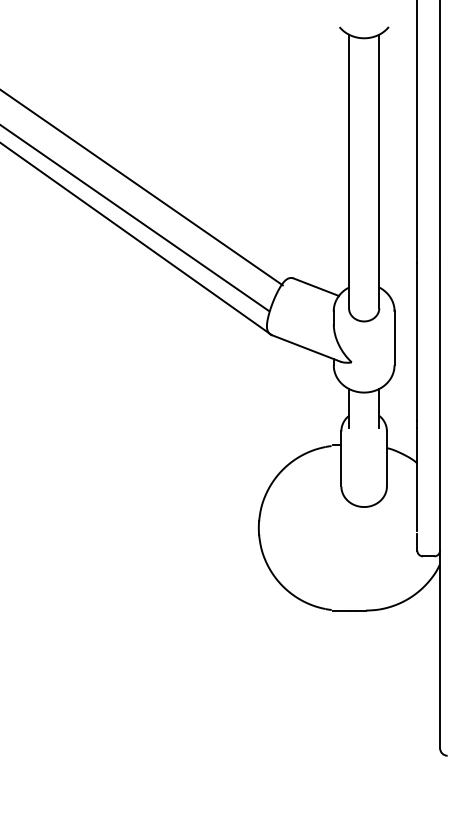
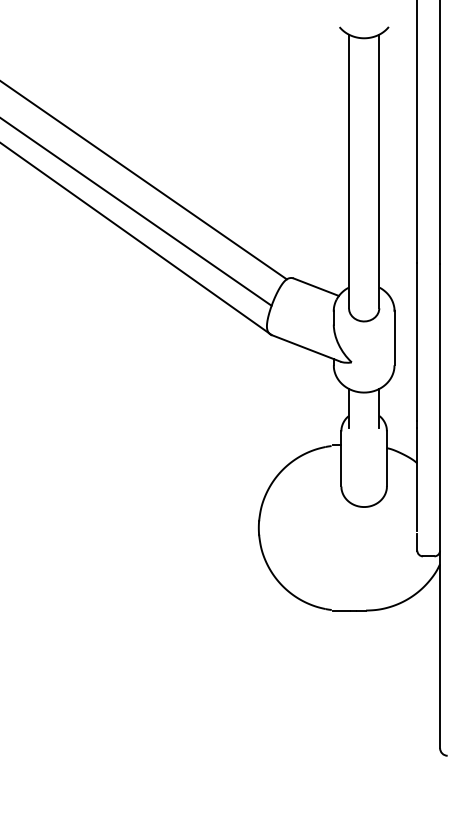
line position: (142, 187) -> (144, 180) (144, 180)
line position: (135, 218) -> (136, 212) (136, 212)
